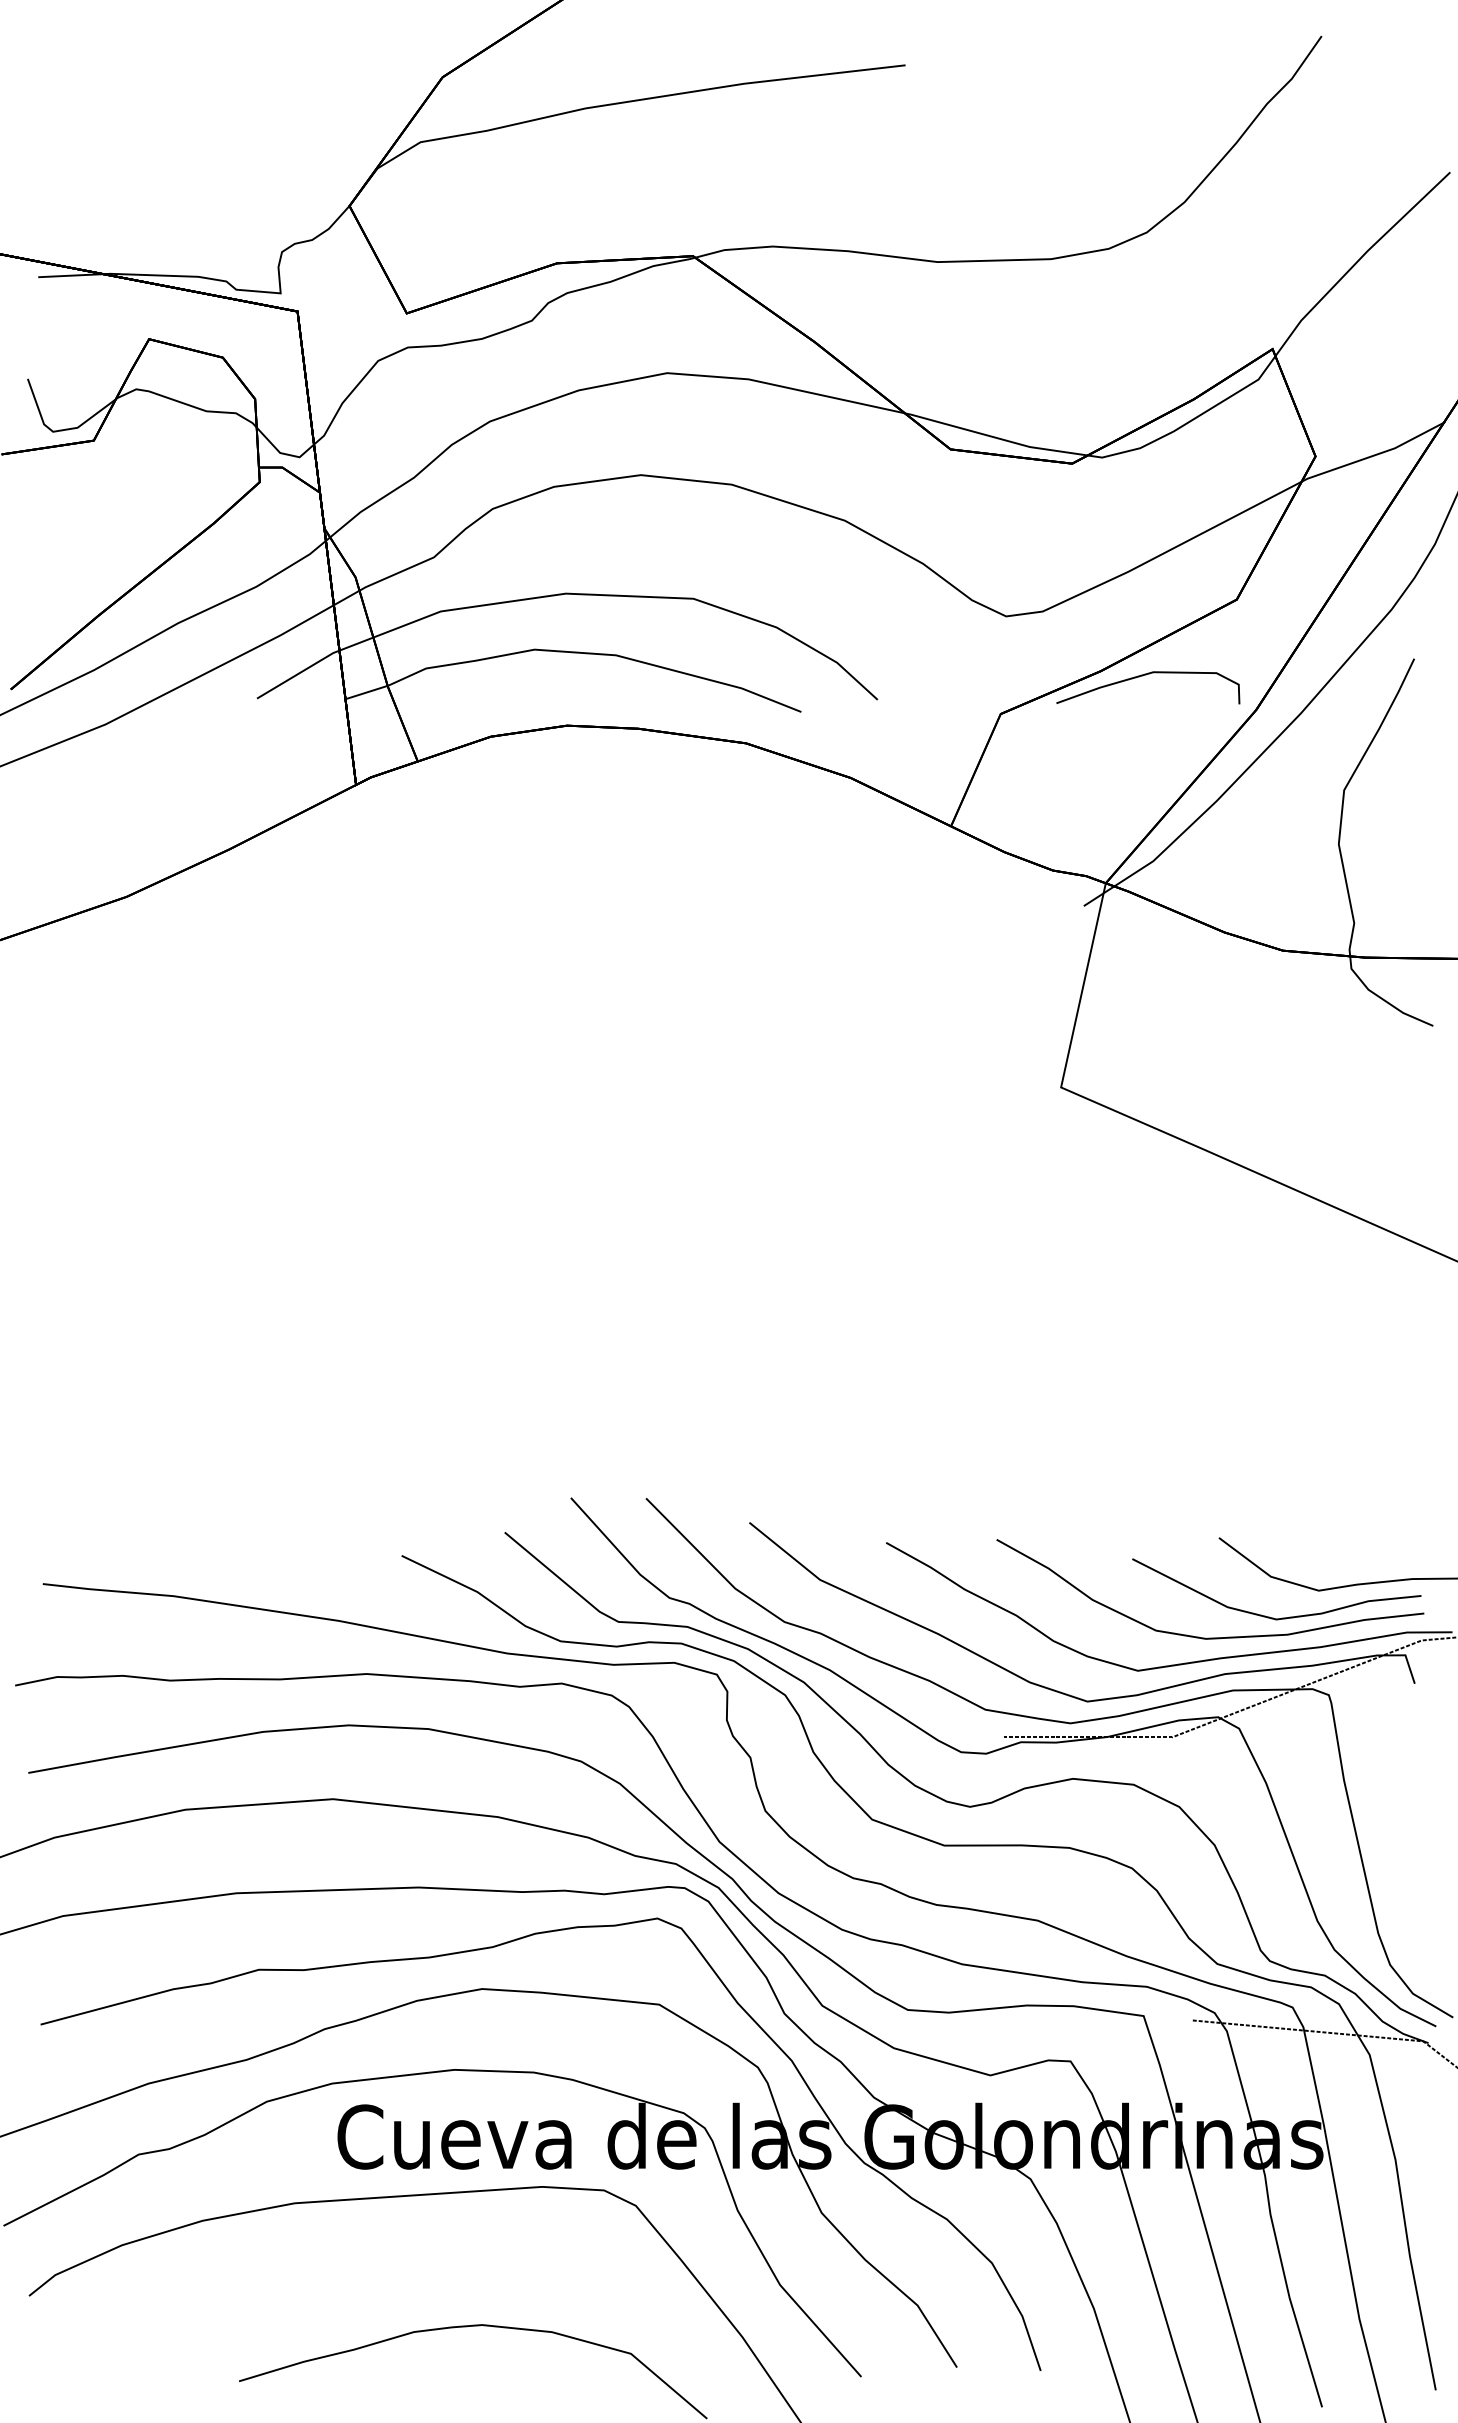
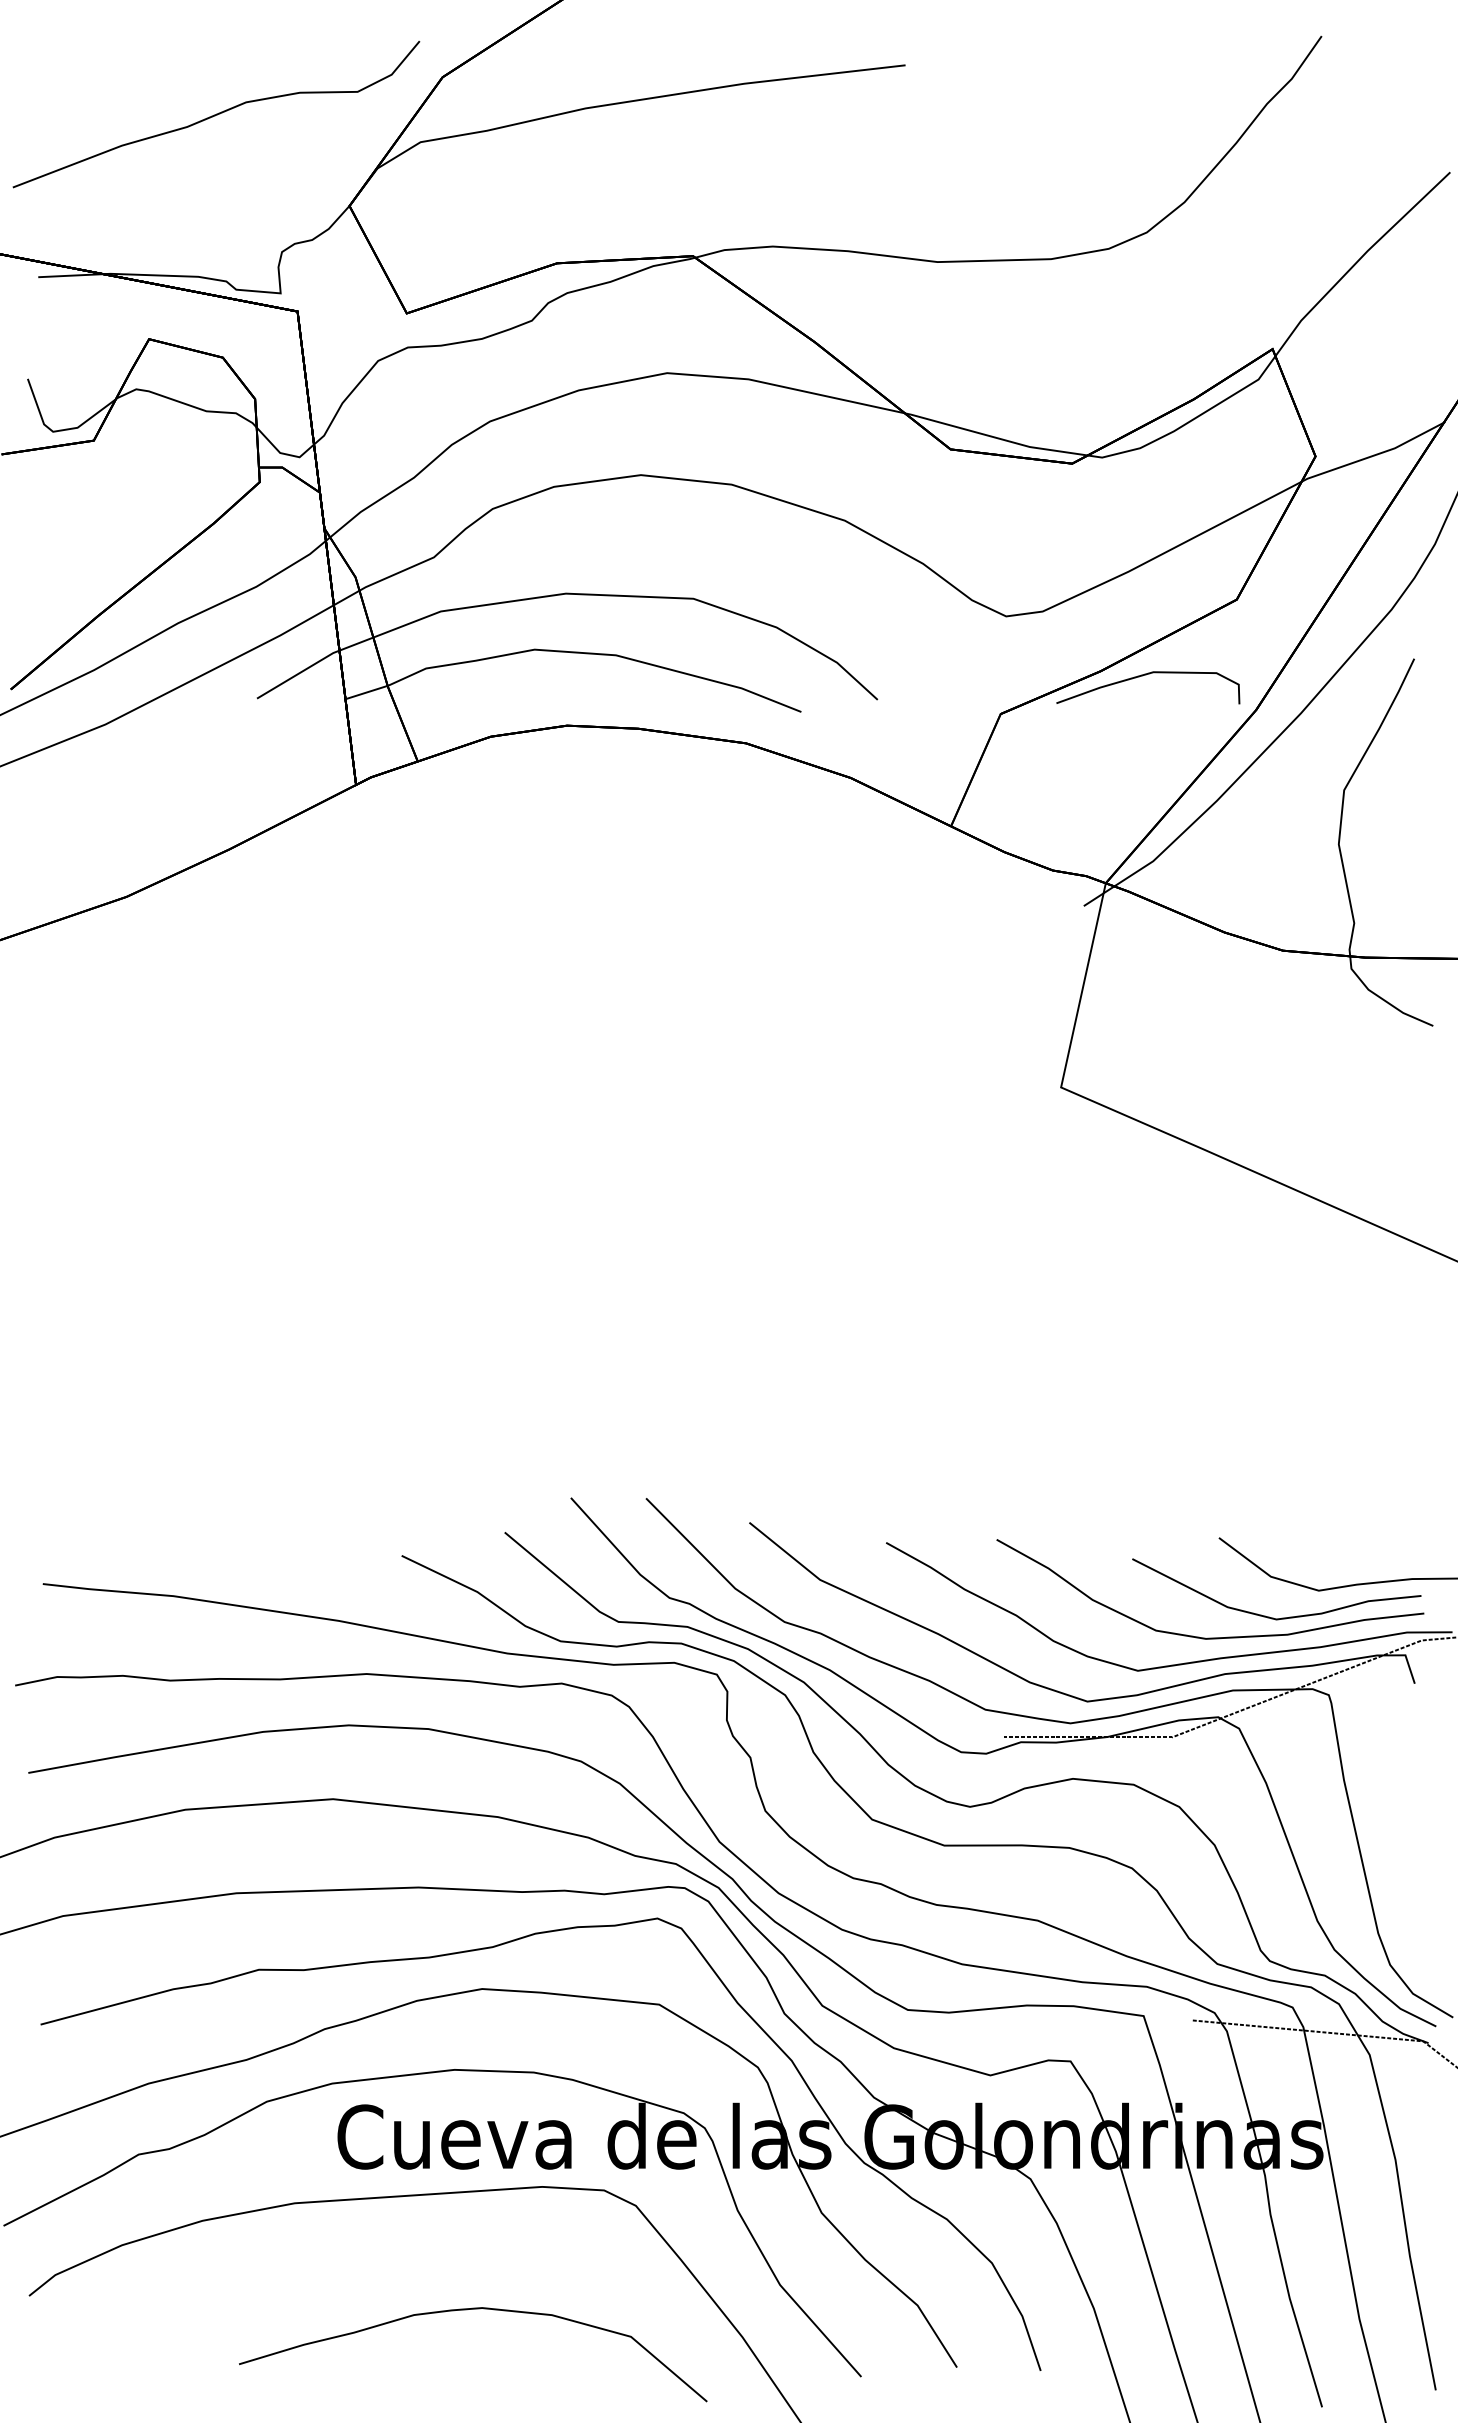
part: none -> present (216, 114)
curve position: (467, 2327) -> (467, 2310) (467, 2310)
